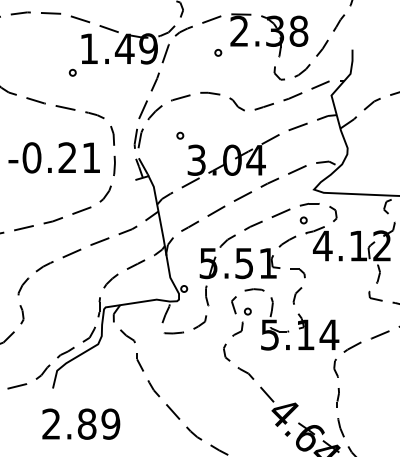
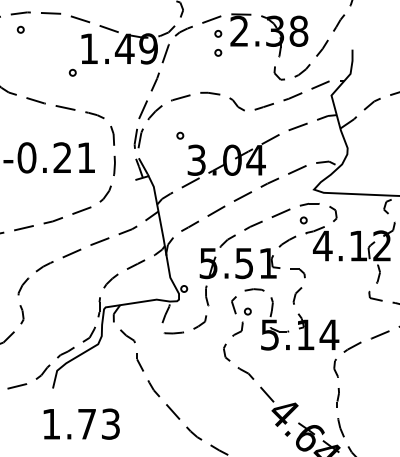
part: none -> present (20, 29)
part: none -> present (218, 33)
text position: (53, 157) -> (48, 157) (48, 157)
text: 2.89 -> 1.73 (81, 423)
